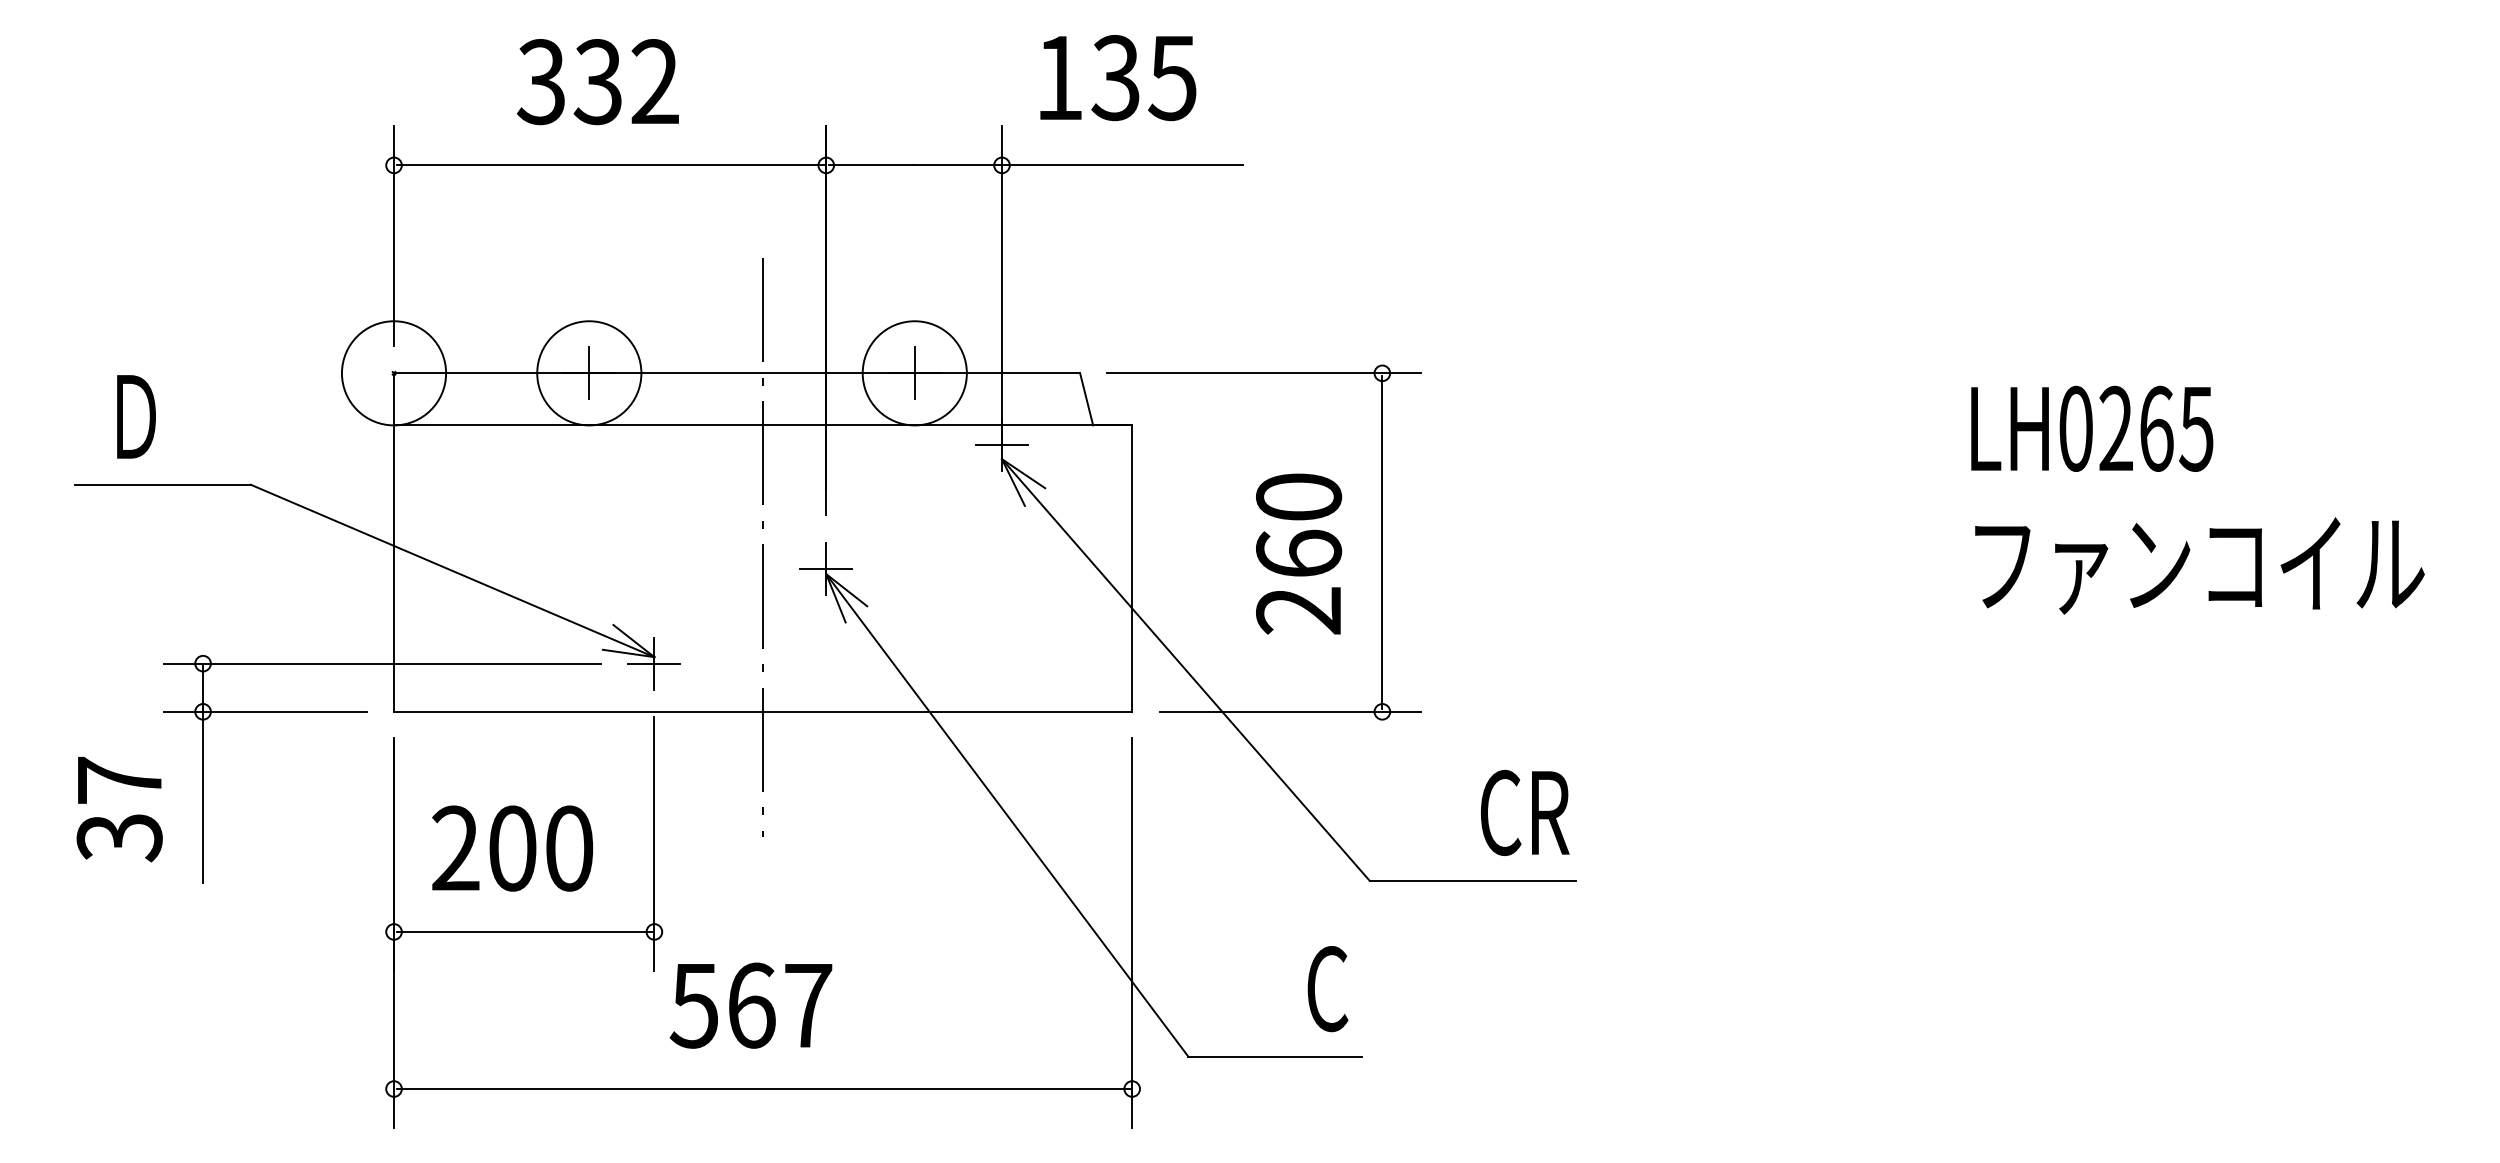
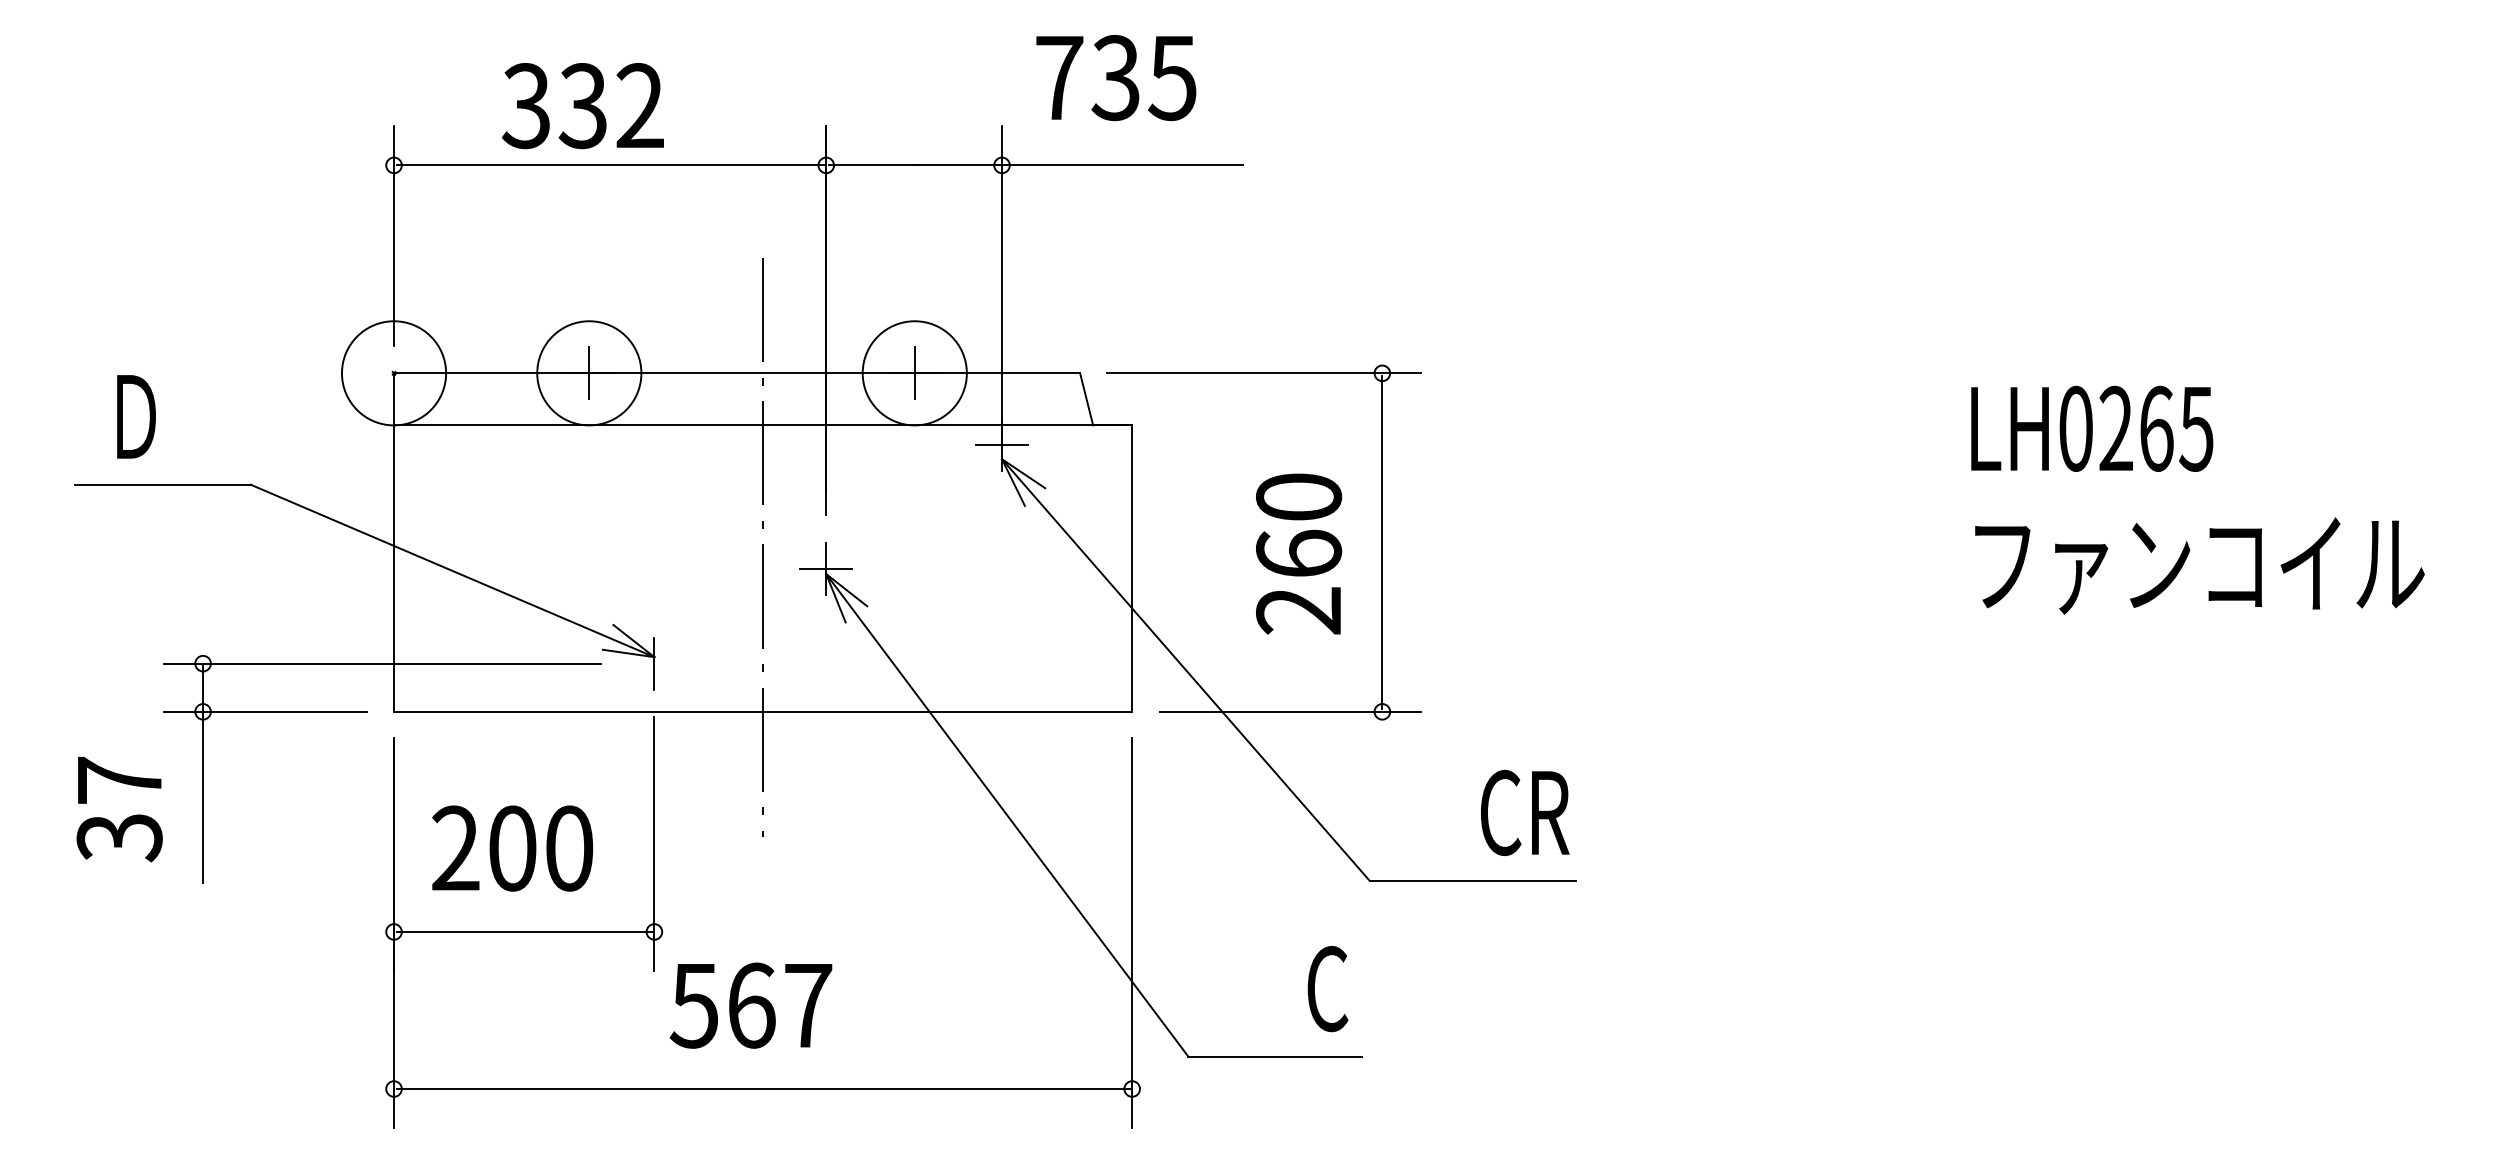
text: 135 -> 735 (1059, 77)
text position: (597, 82) -> (582, 106) (582, 106)
line: present -> none (654, 663)
